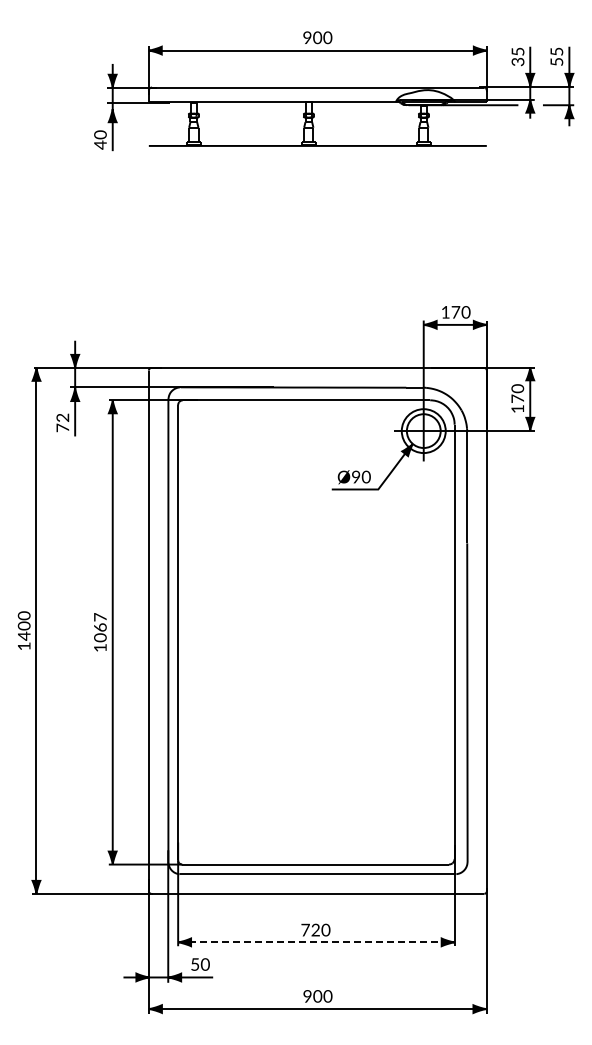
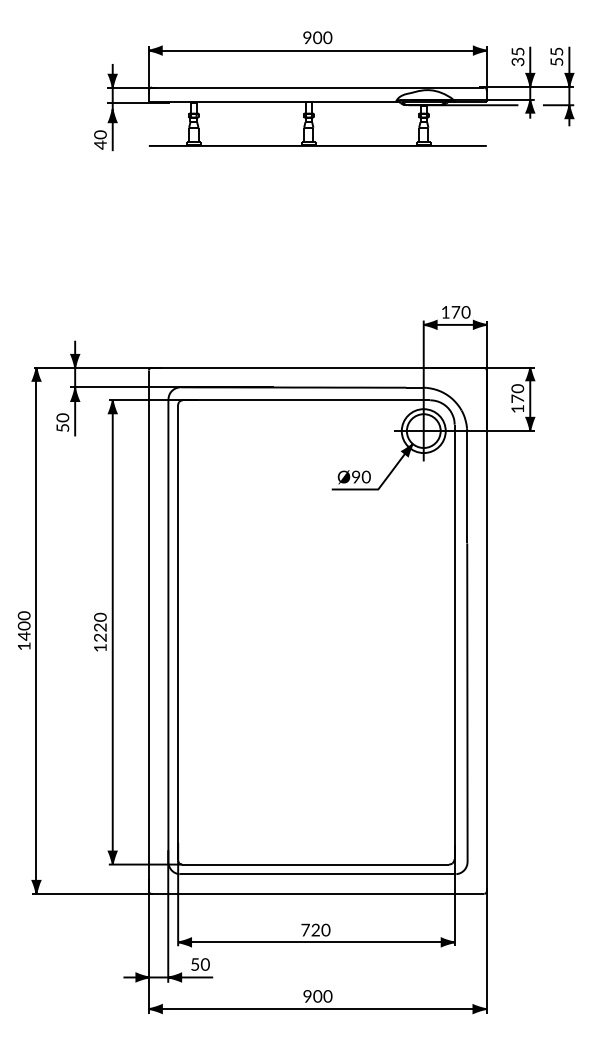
text: 72 -> 50 (62, 422)
text: 1067 -> 1220 (100, 627)
line: dashed -> solid (316, 942)
